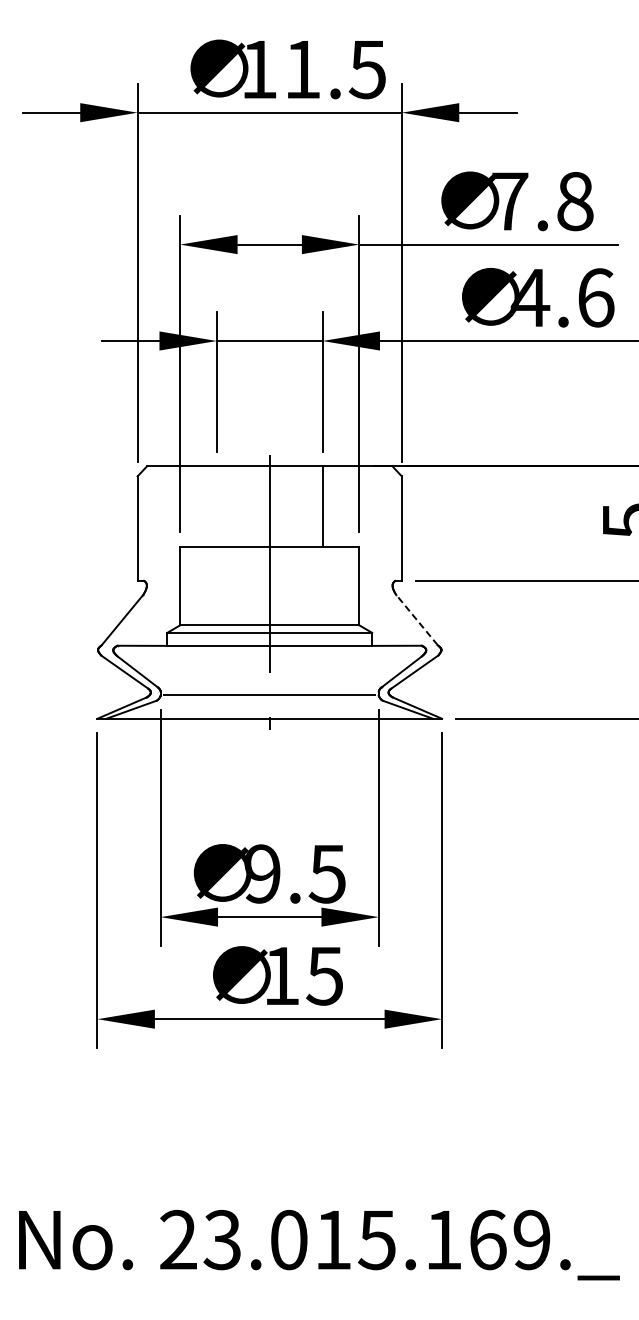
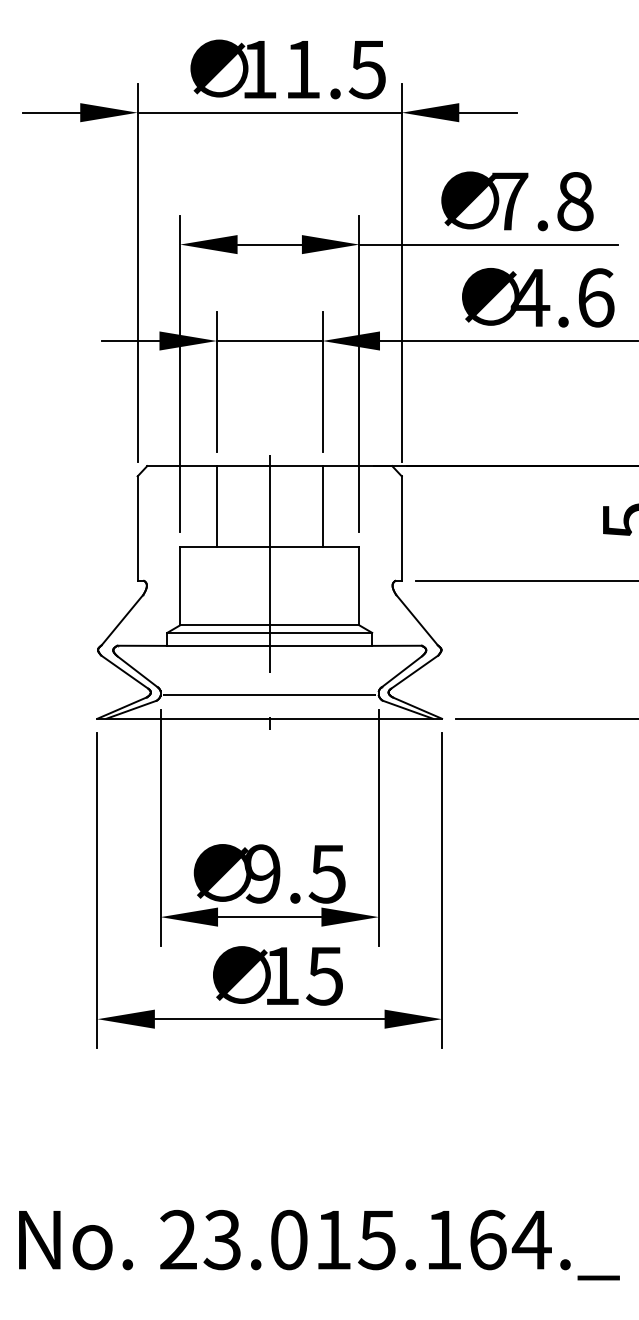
line: none -> present (216, 506)
line: dashed -> solid (416, 619)
text: 23.015.169._ -> 23.015.164._ (531, 1239)
